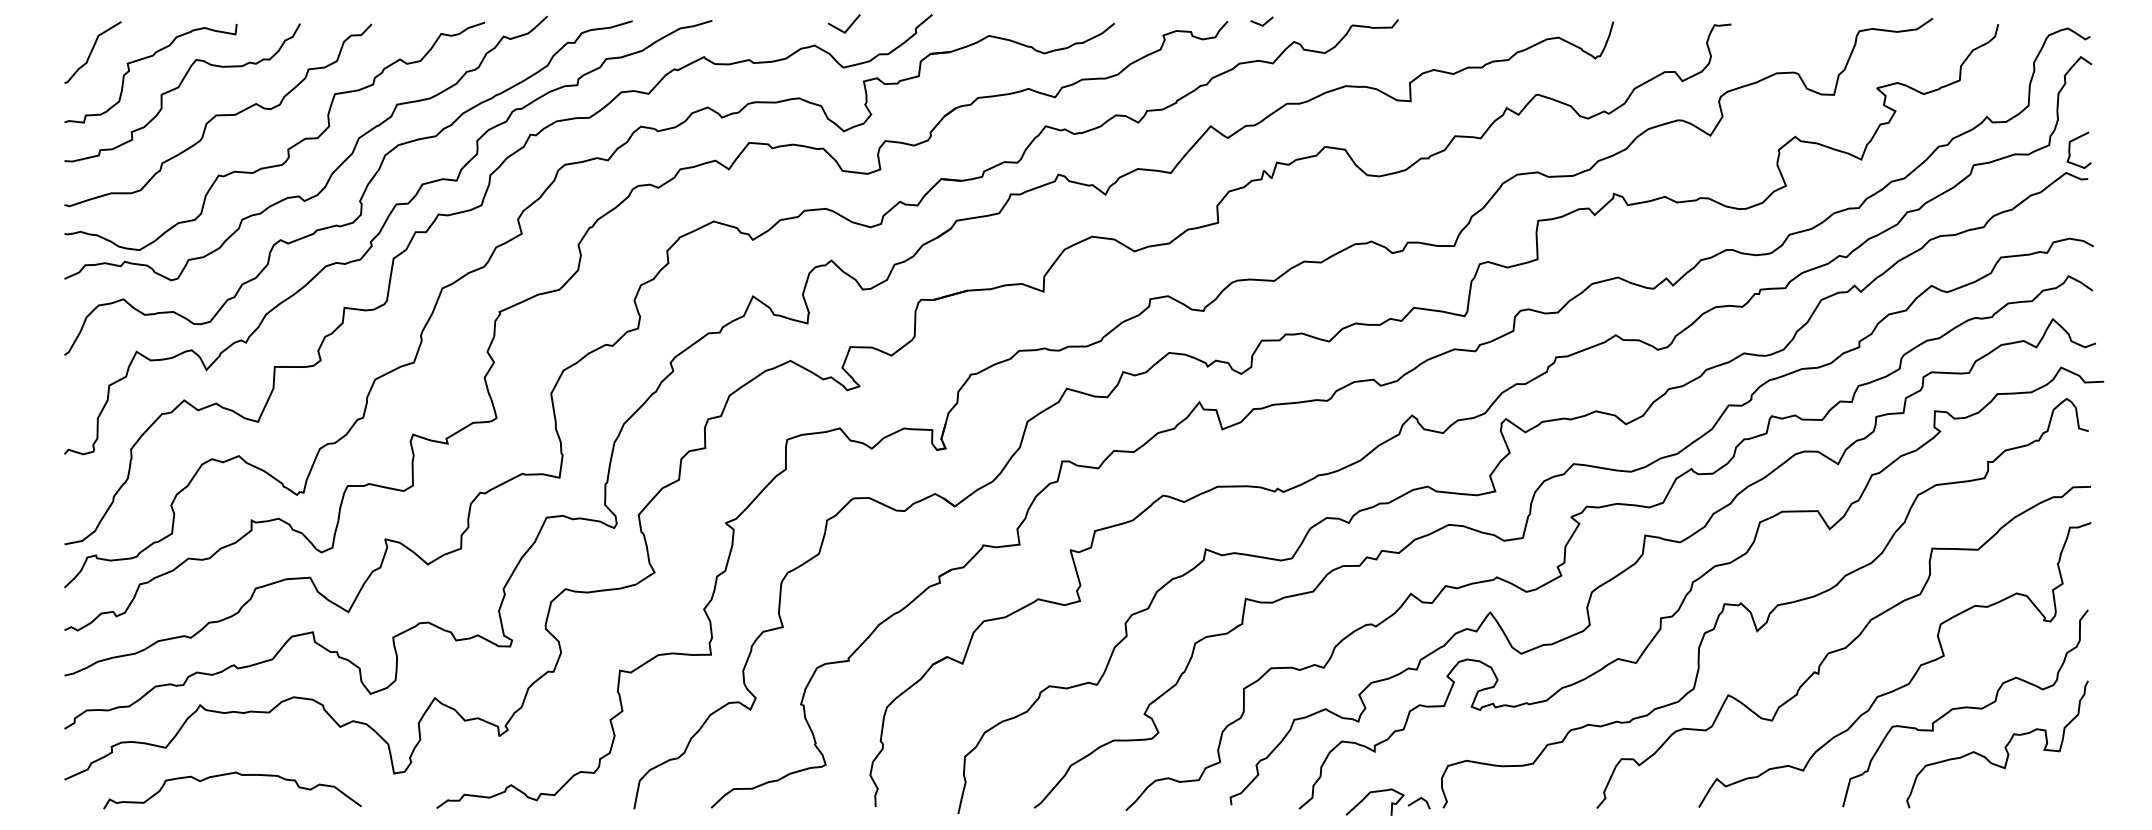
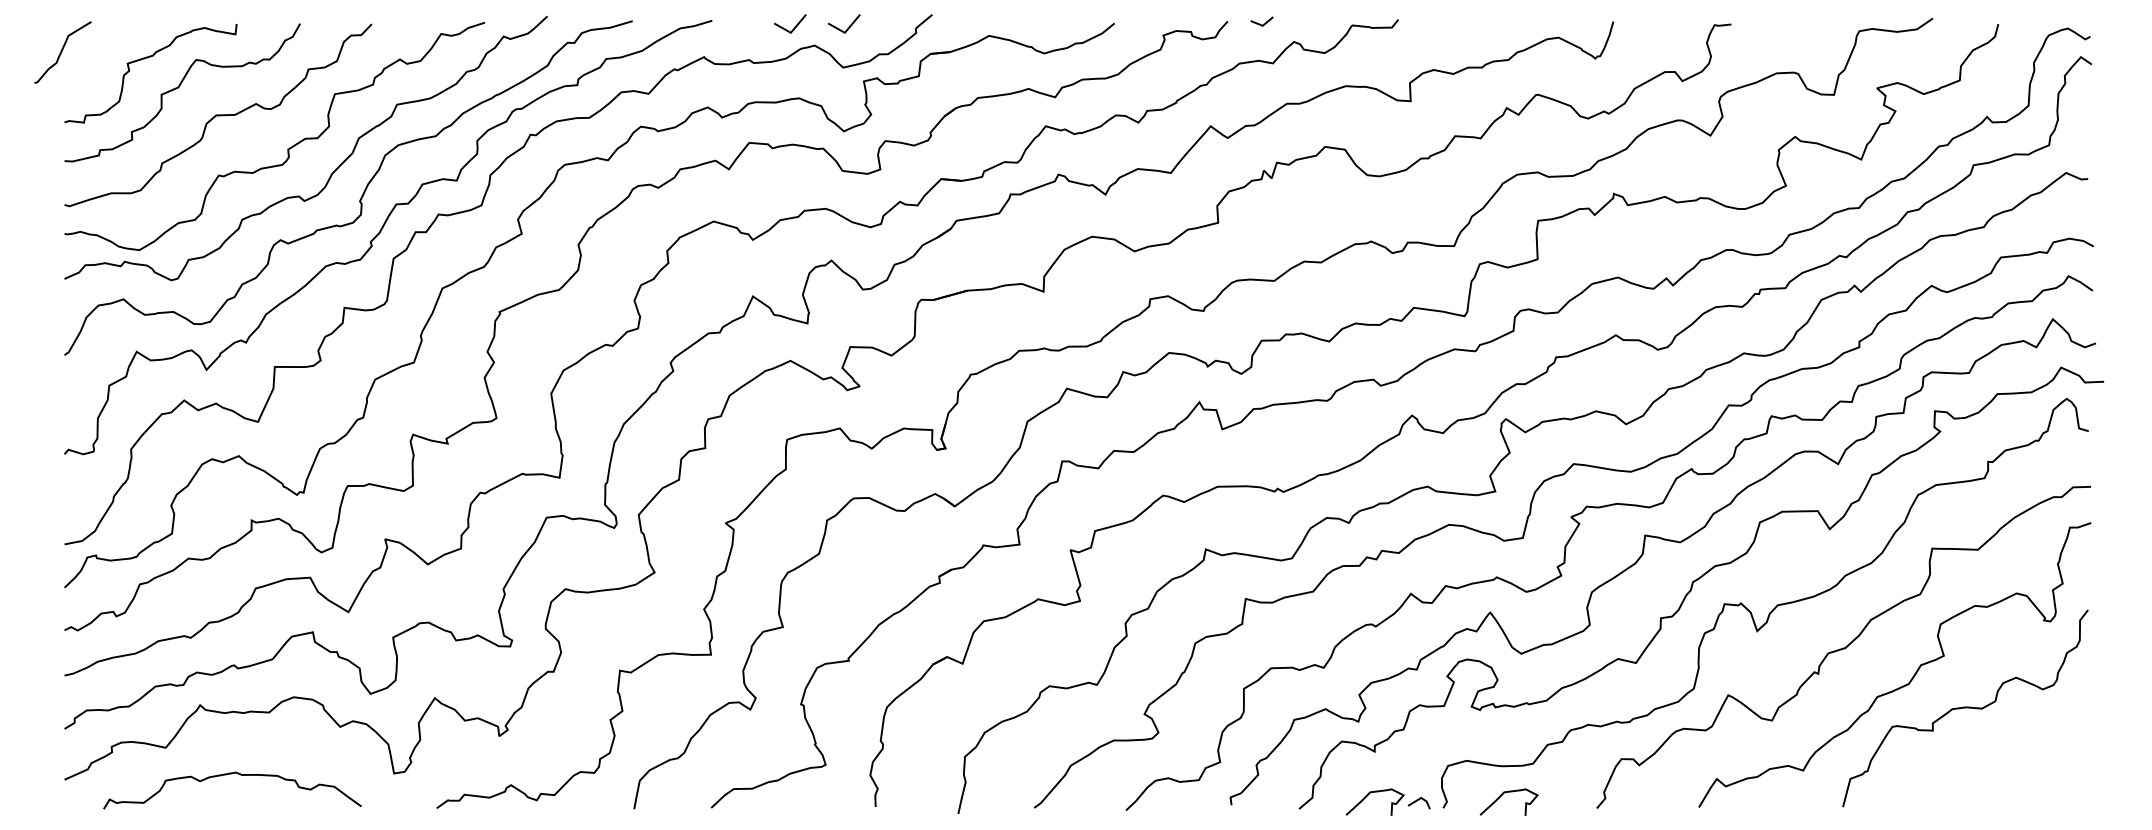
line: none -> present (794, 26)
curve position: (92, 52) -> (62, 52) (62, 52)
curve: present -> none (2070, 149)
curve: present -> none (2004, 747)
curve: none -> present (1502, 795)
